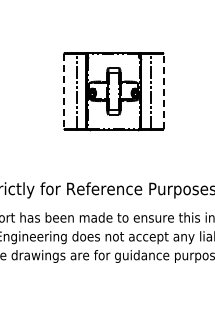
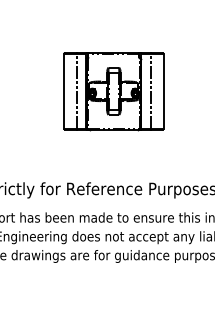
line: dashed -> solid (163, 90)
line: dashed -> solid (64, 91)
